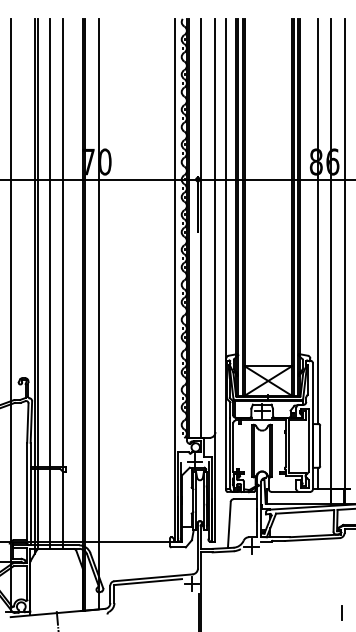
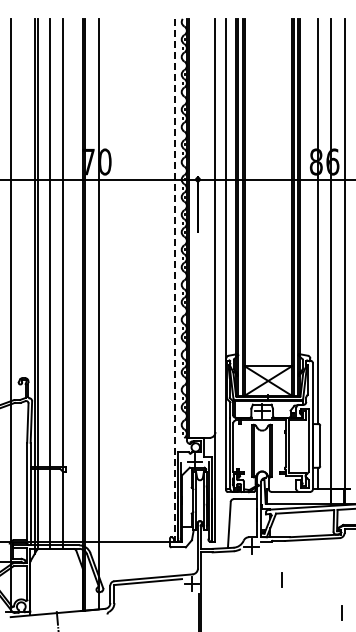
line: present -> none (201, 227)
line: solid -> dashed (174, 280)
line: none -> present (281, 579)
